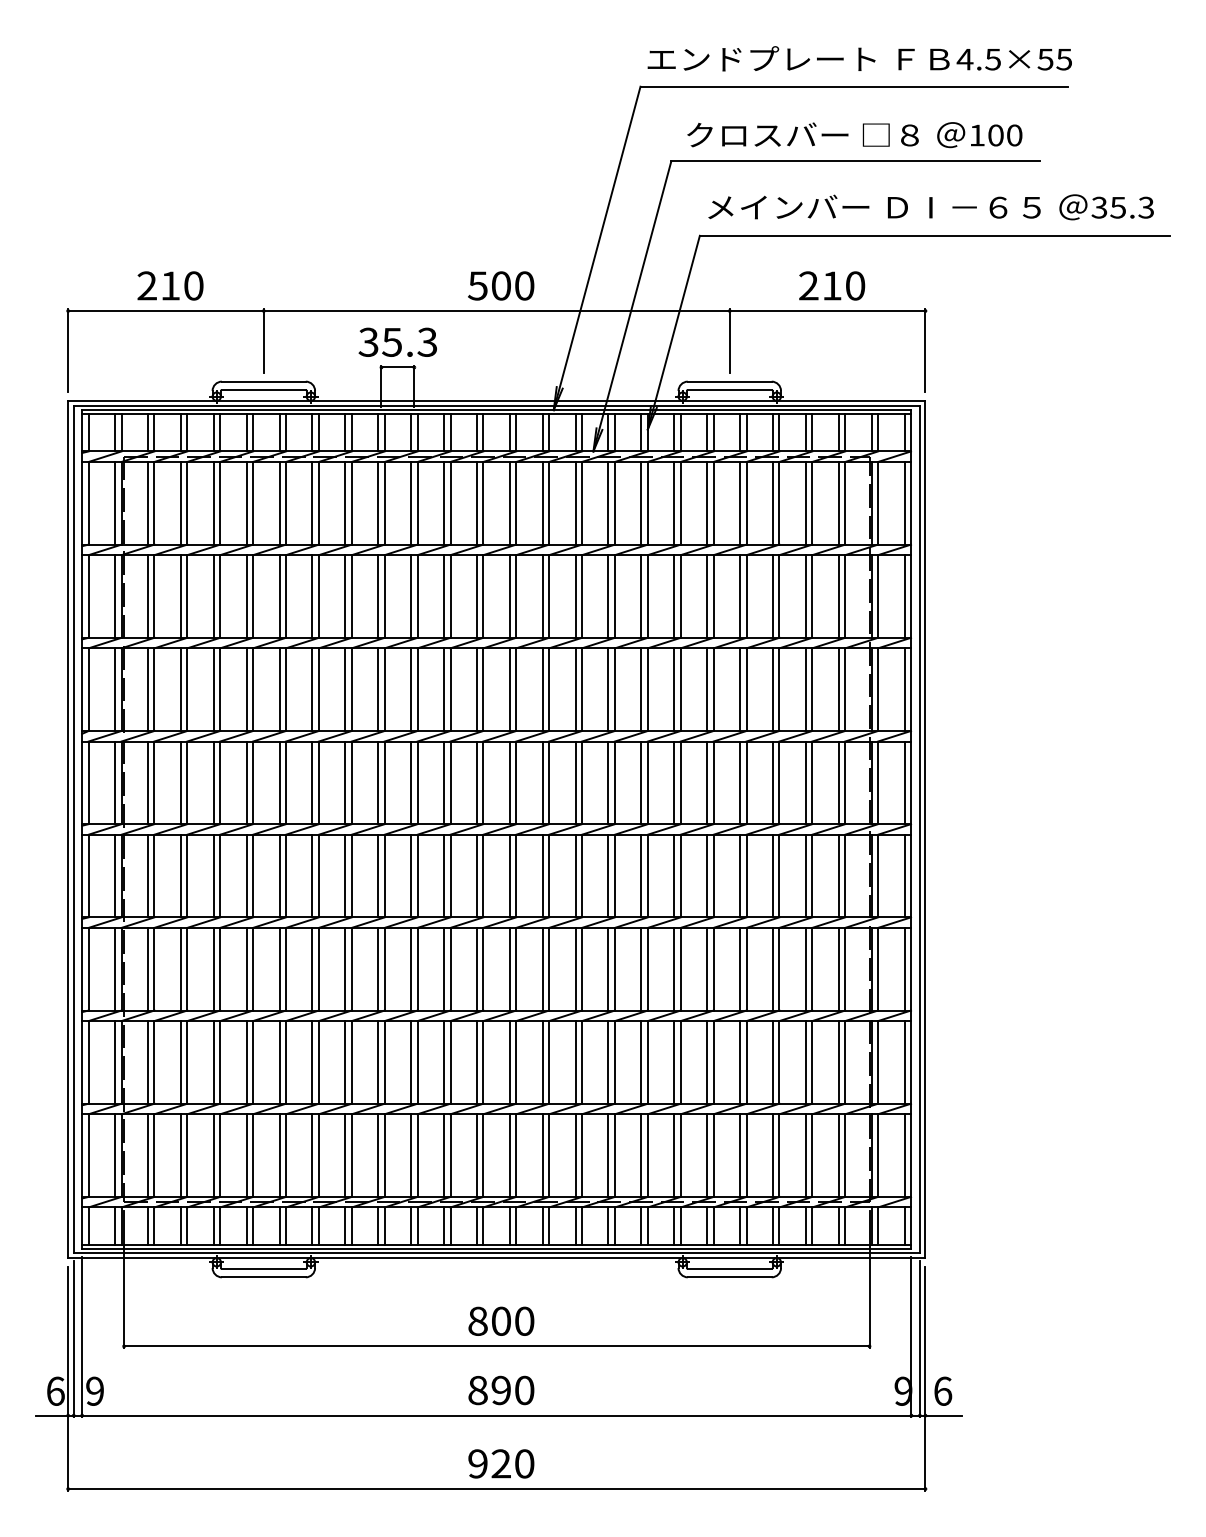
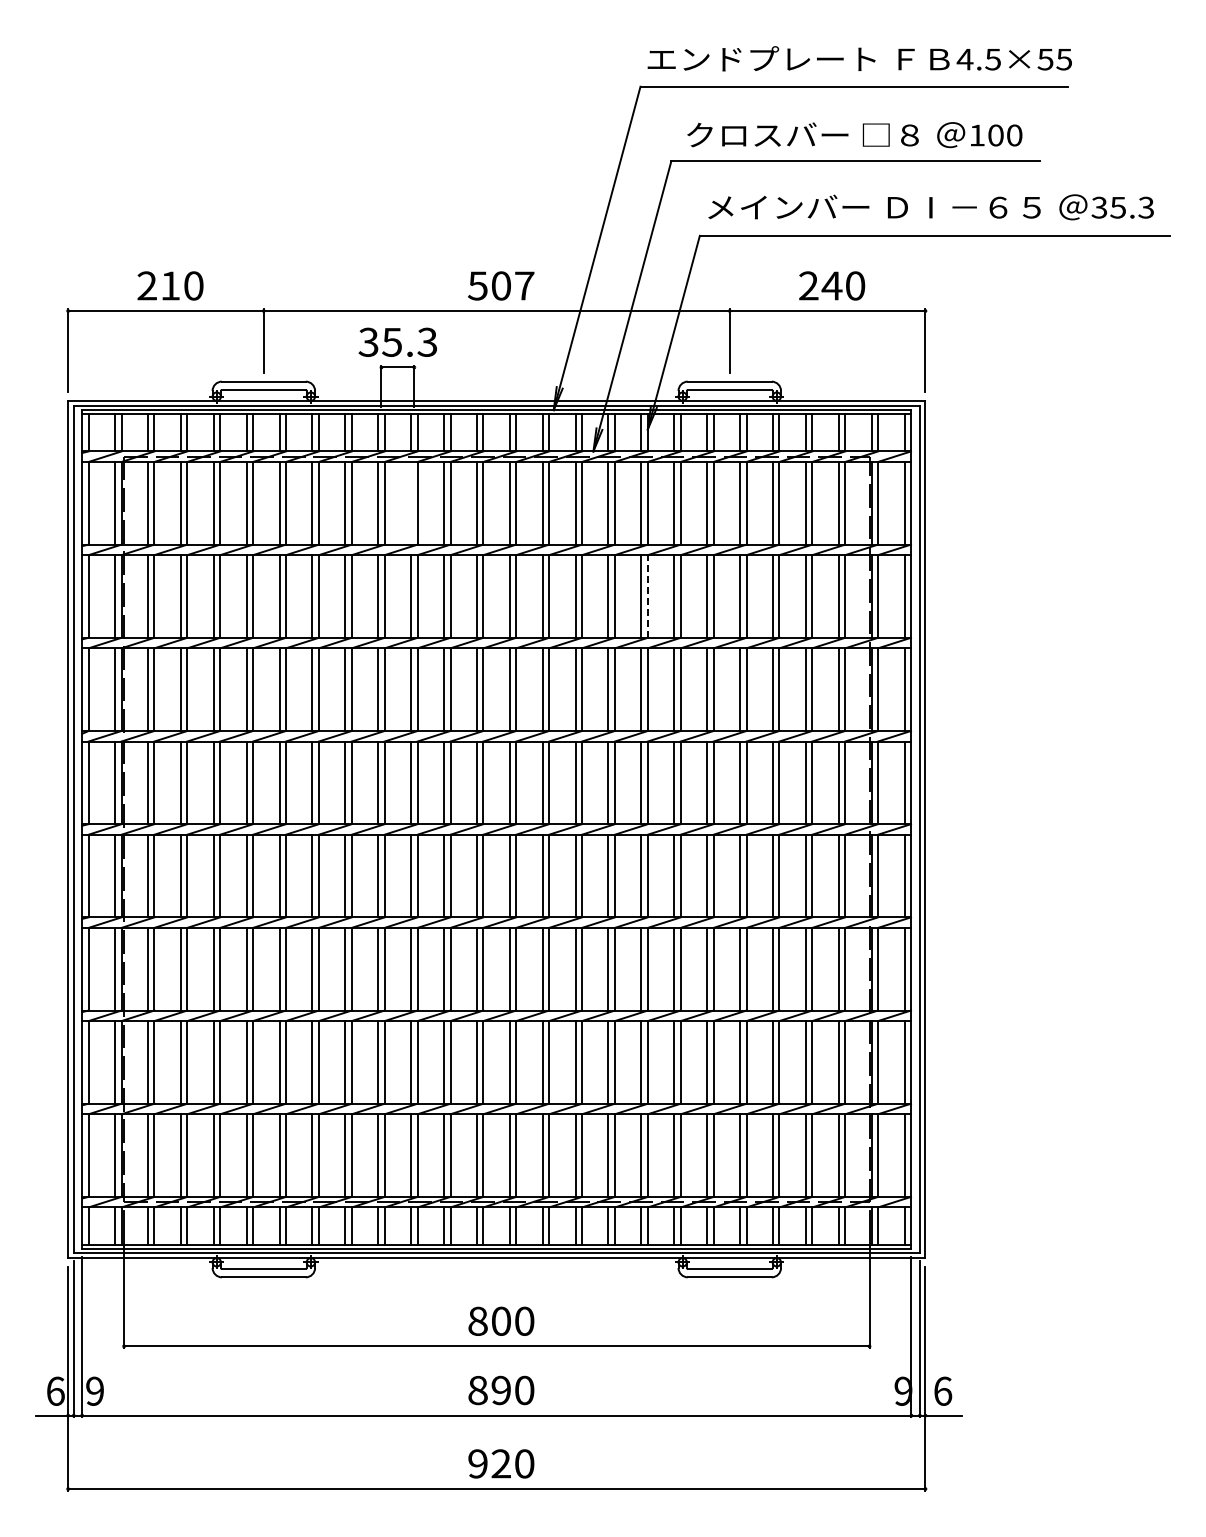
text: 500 -> 507 (524, 285)
text: 210 -> 240 (831, 285)
line: present -> none (411, 502)
line: solid -> dashed (647, 595)
